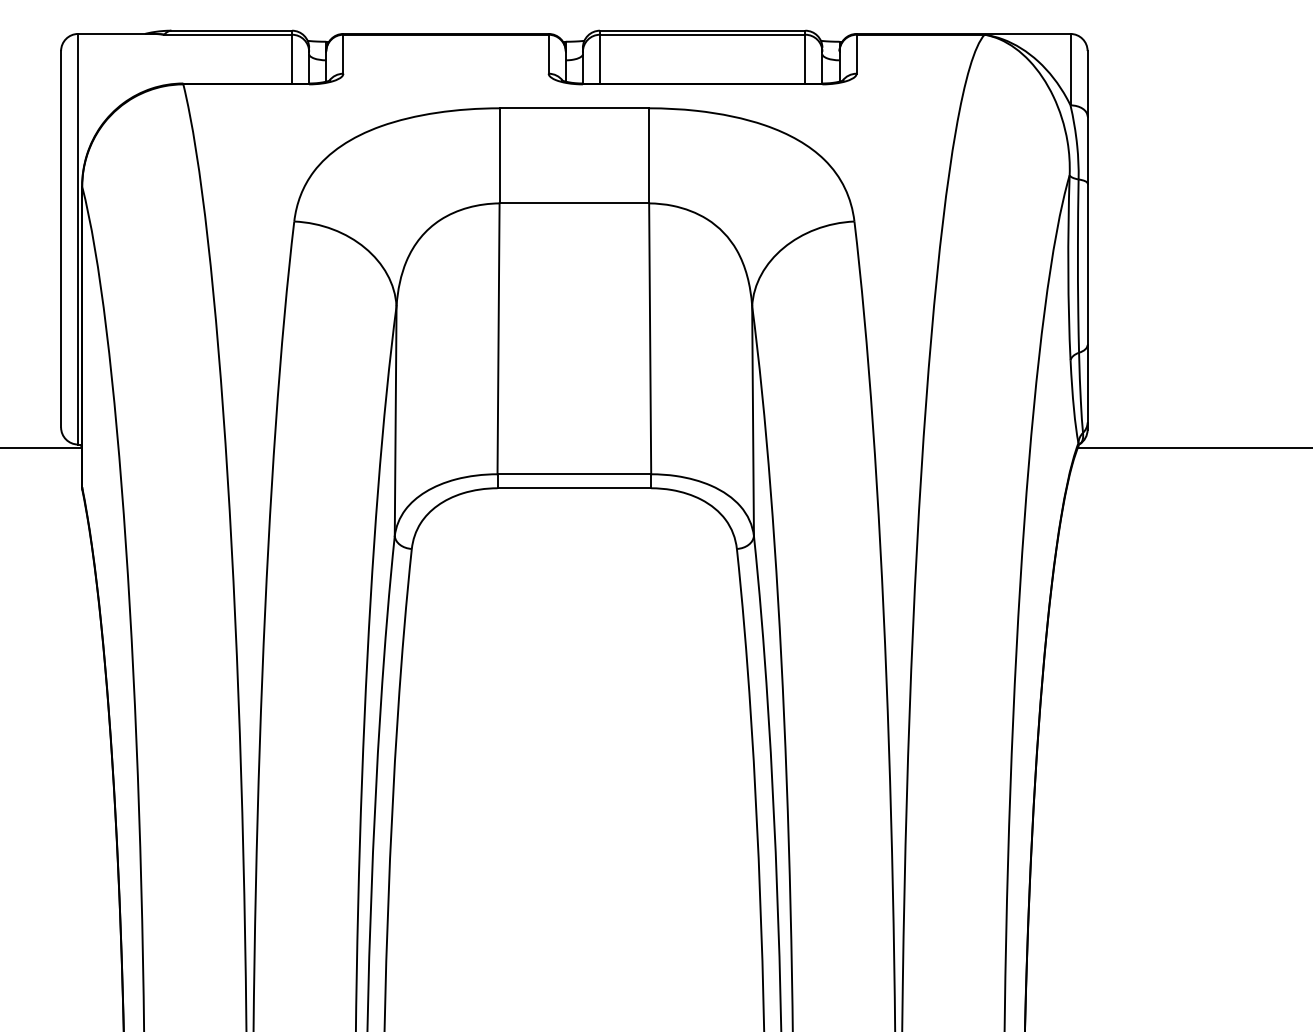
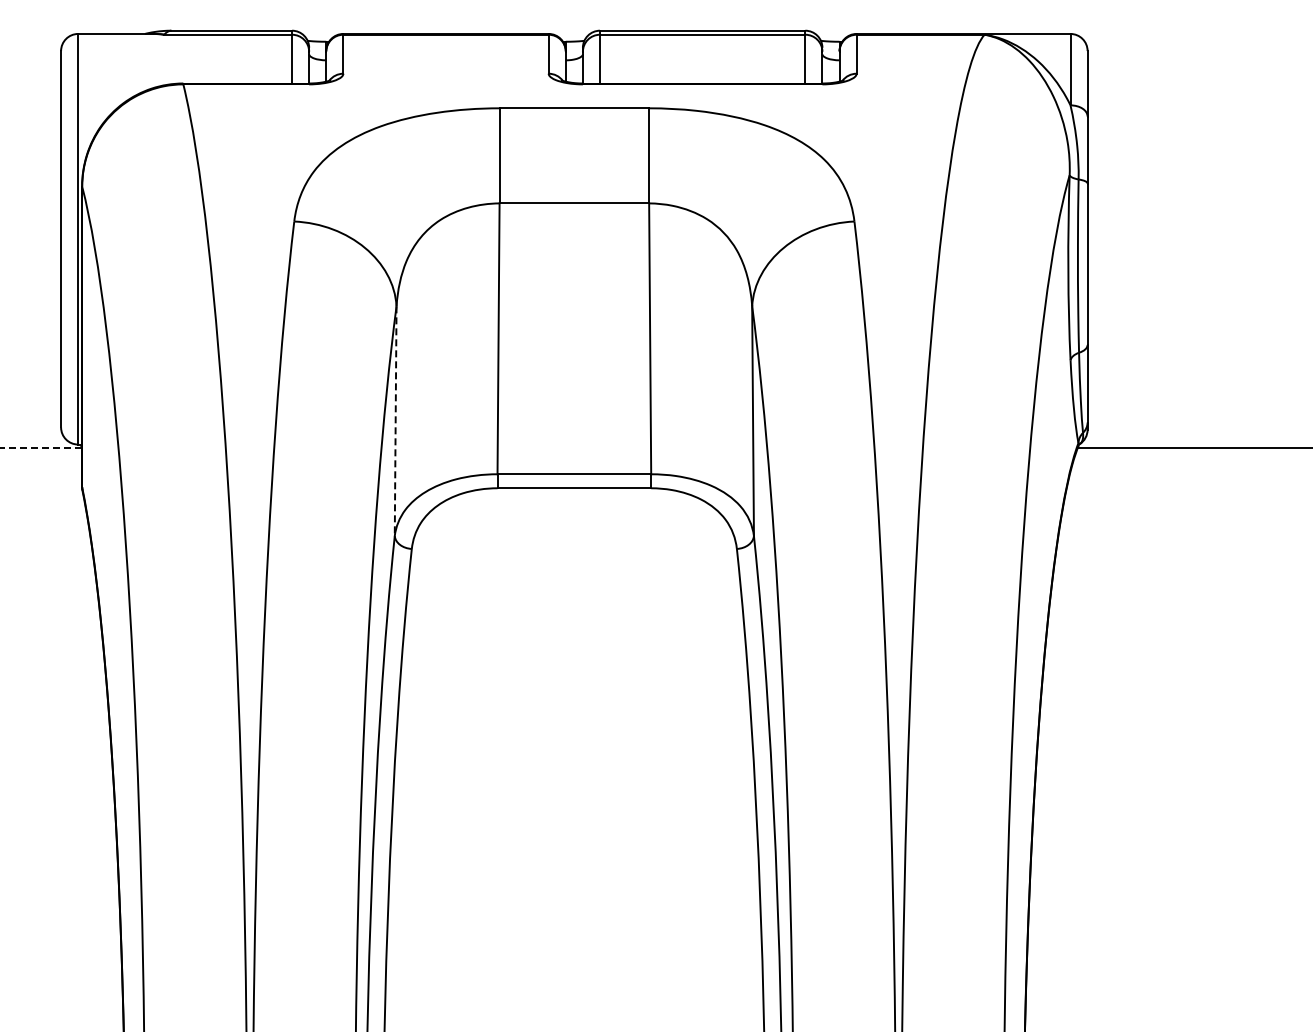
line: solid -> dashed (395, 421)
line: solid -> dashed (41, 447)
